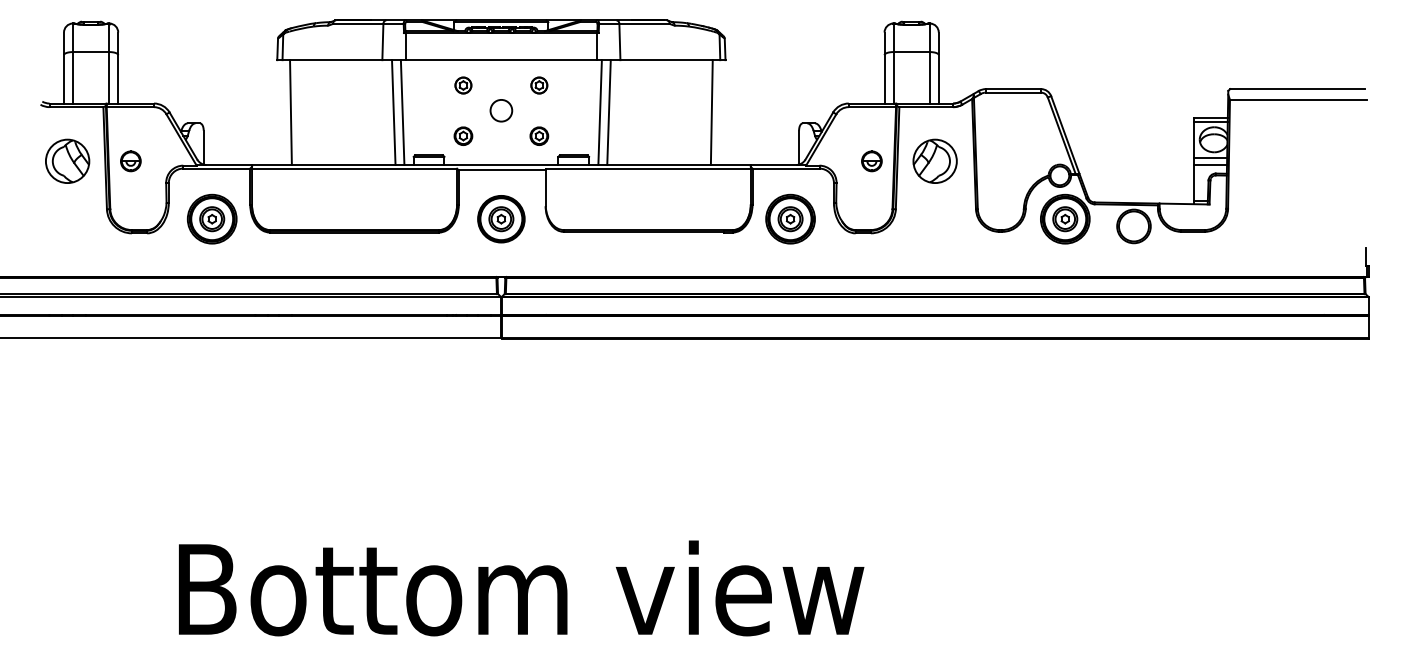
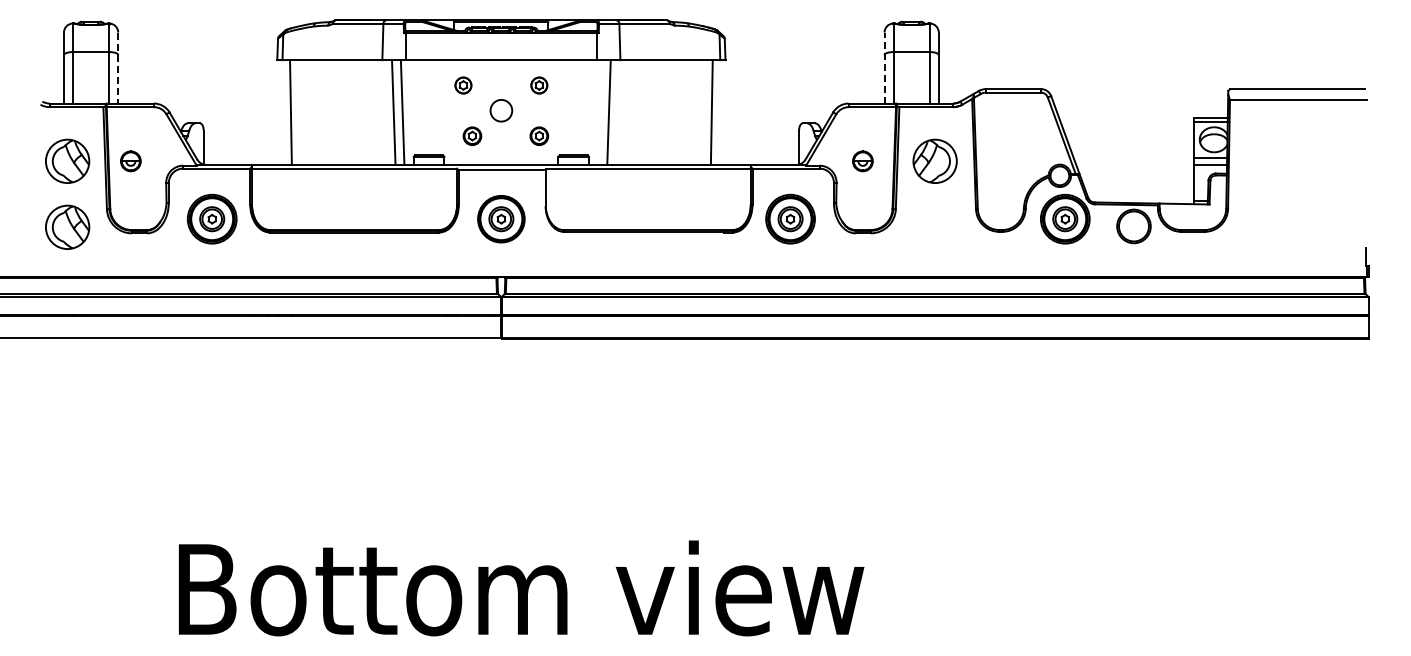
line: solid -> dashed (884, 67)
line: solid -> dashed (118, 68)
line: present -> none (599, 112)
part position: (463, 135) -> (472, 135) (472, 135)
part position: (871, 161) -> (862, 161) (862, 161)
part: none -> present (67, 226)
